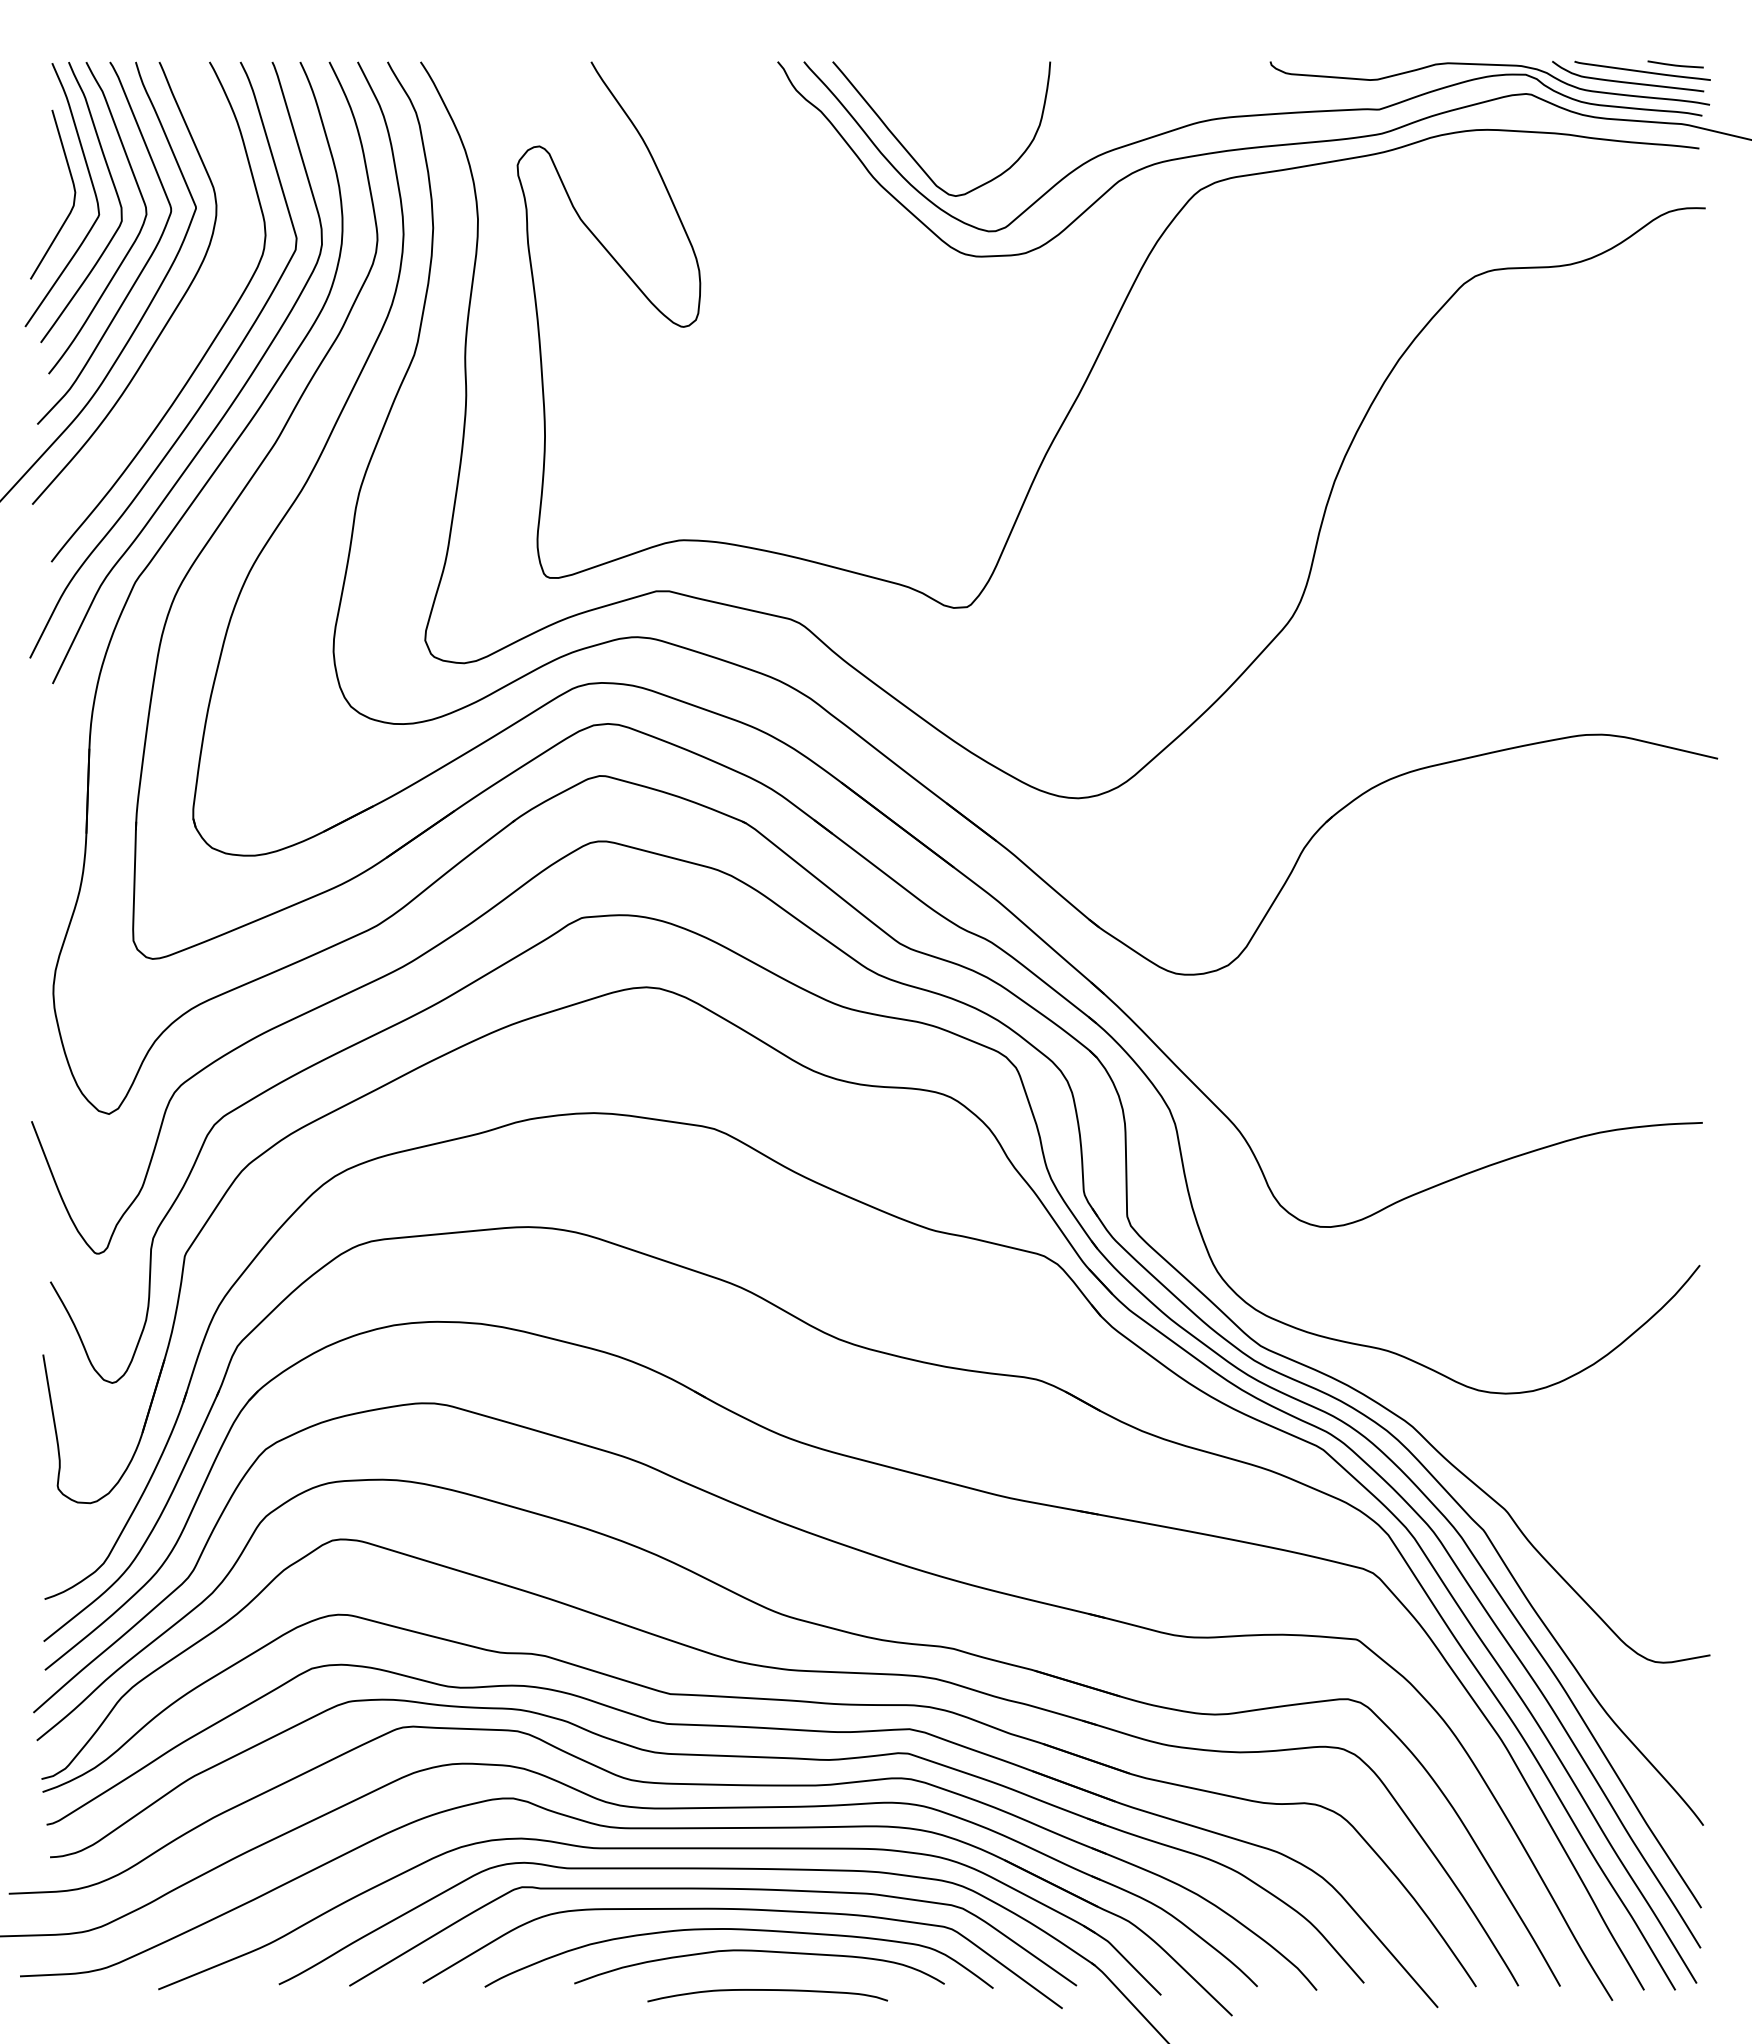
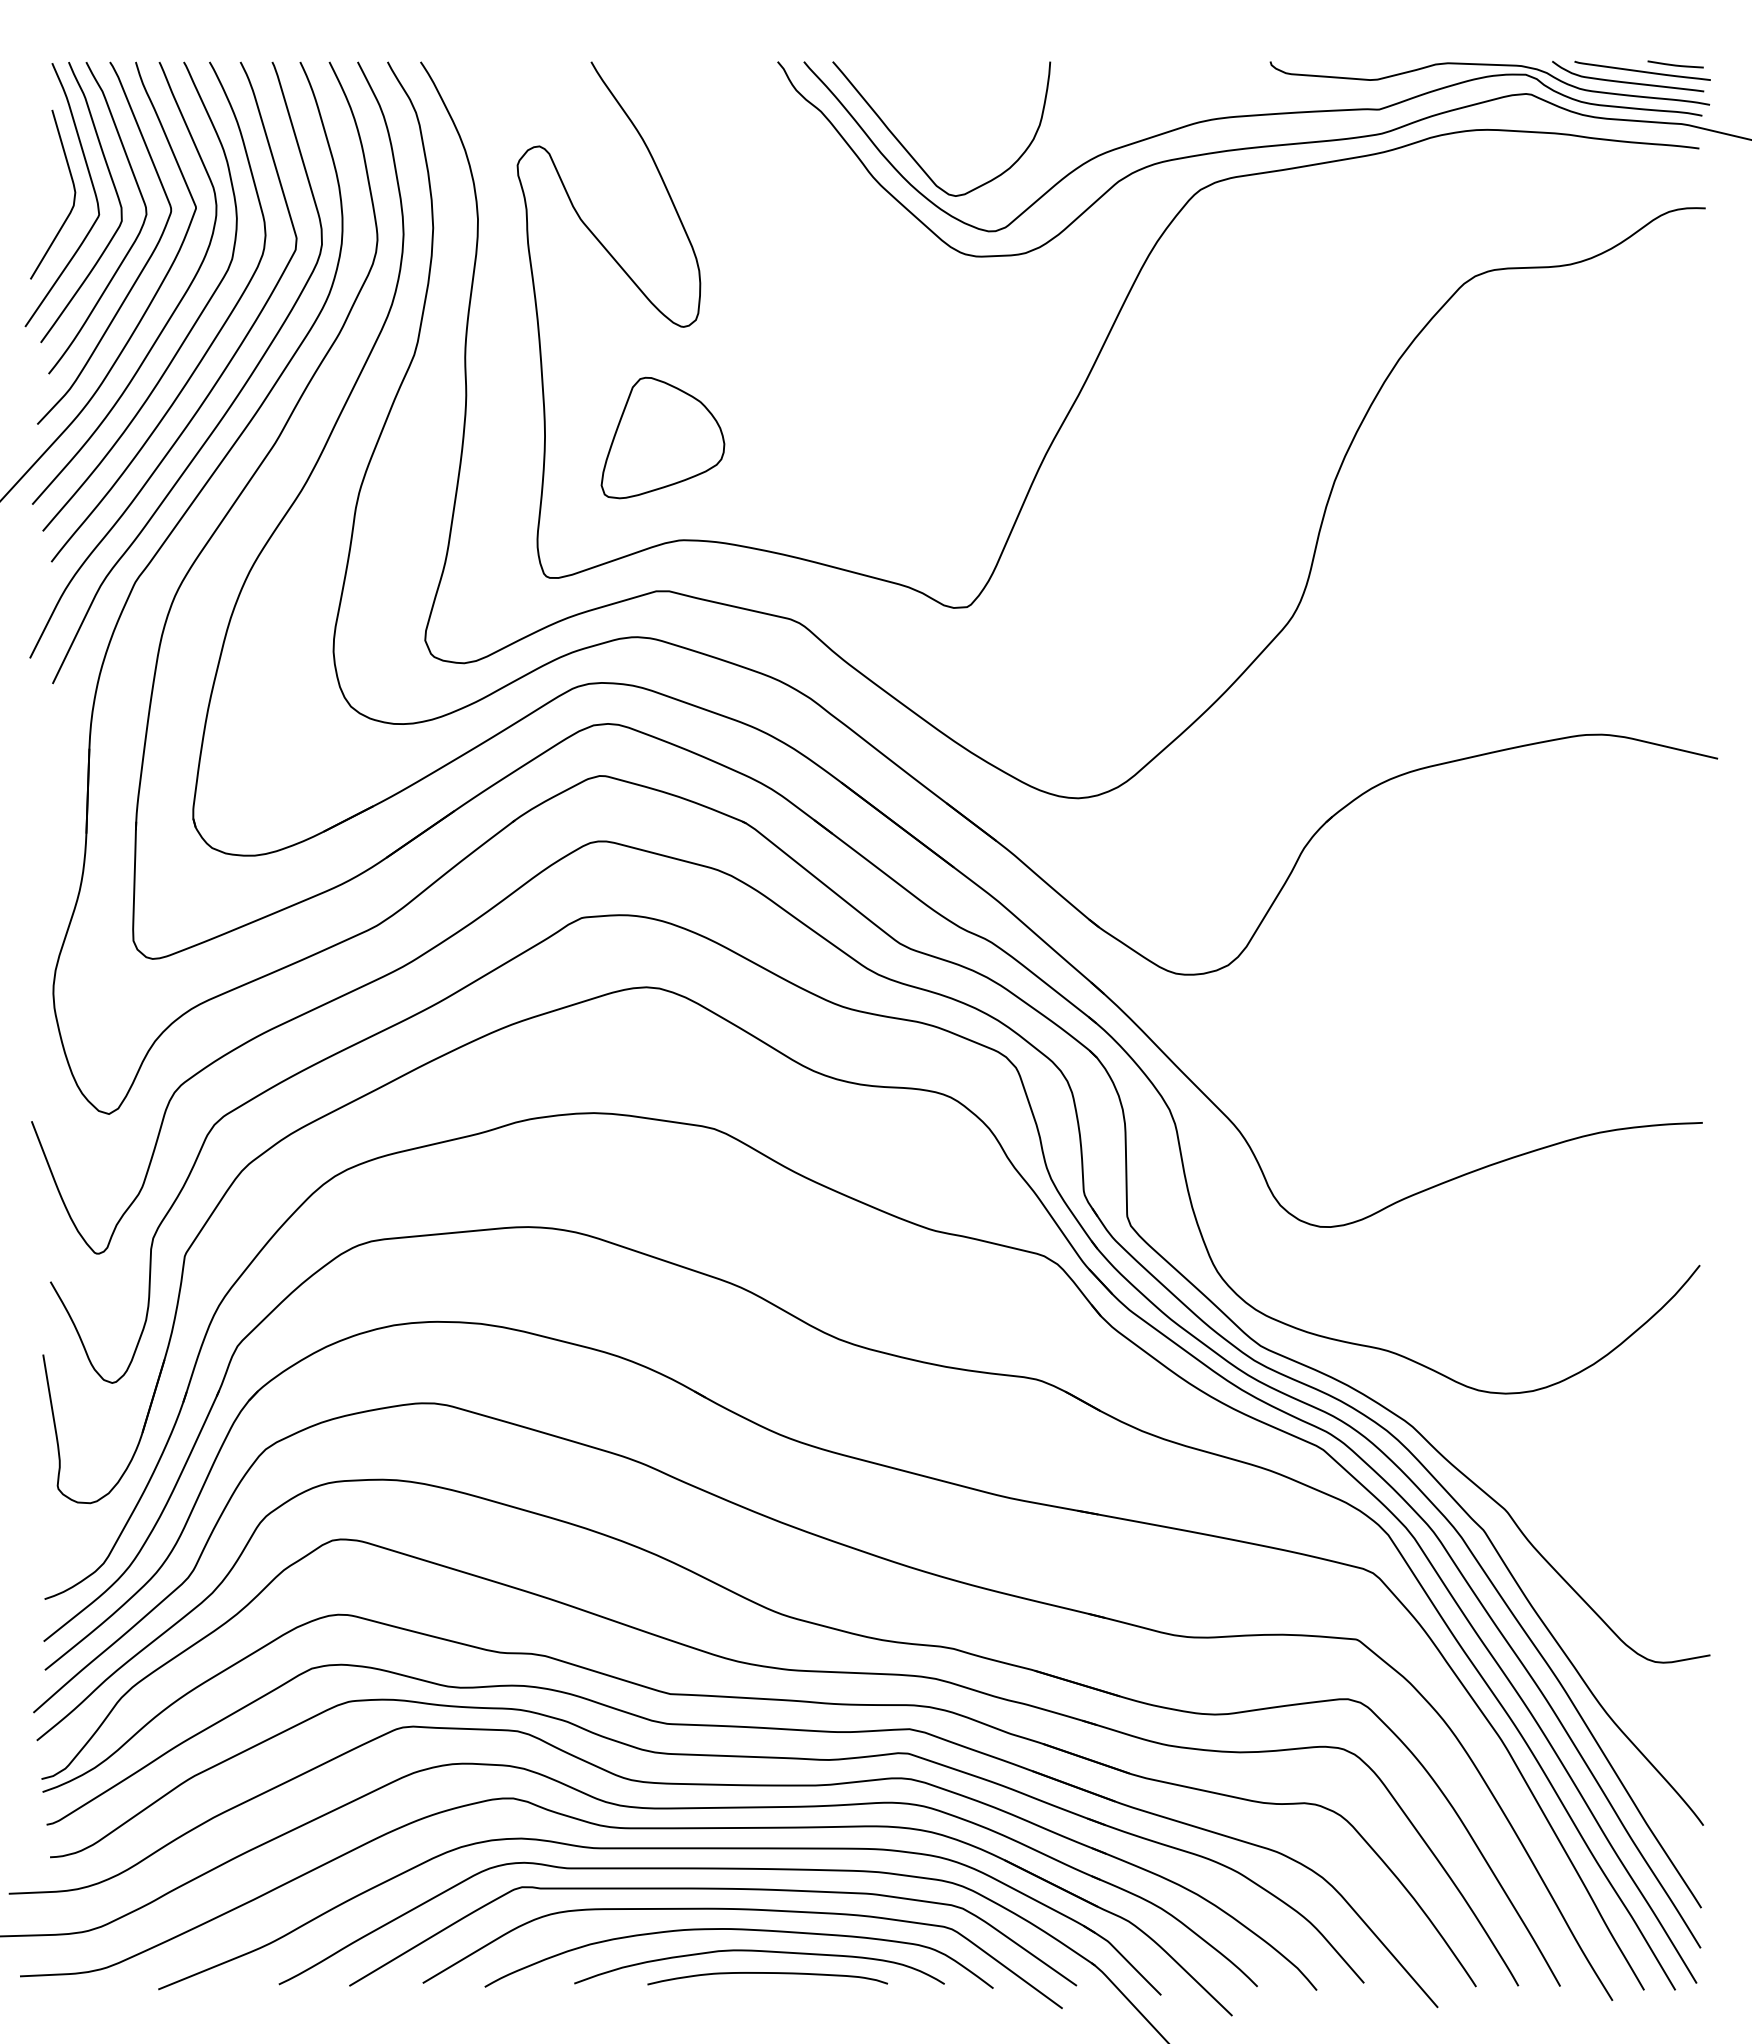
curve: none -> present (192, 325)
part: none -> present (662, 437)
curve position: (767, 1990) -> (767, 1973) (767, 1973)
